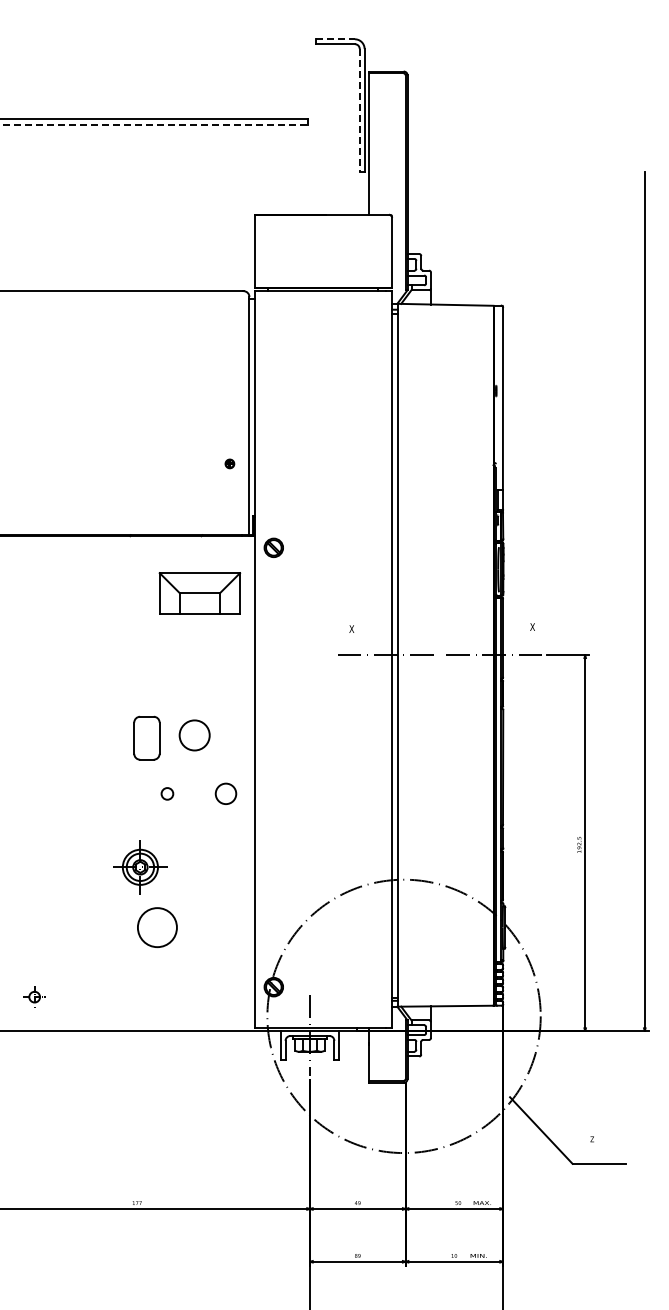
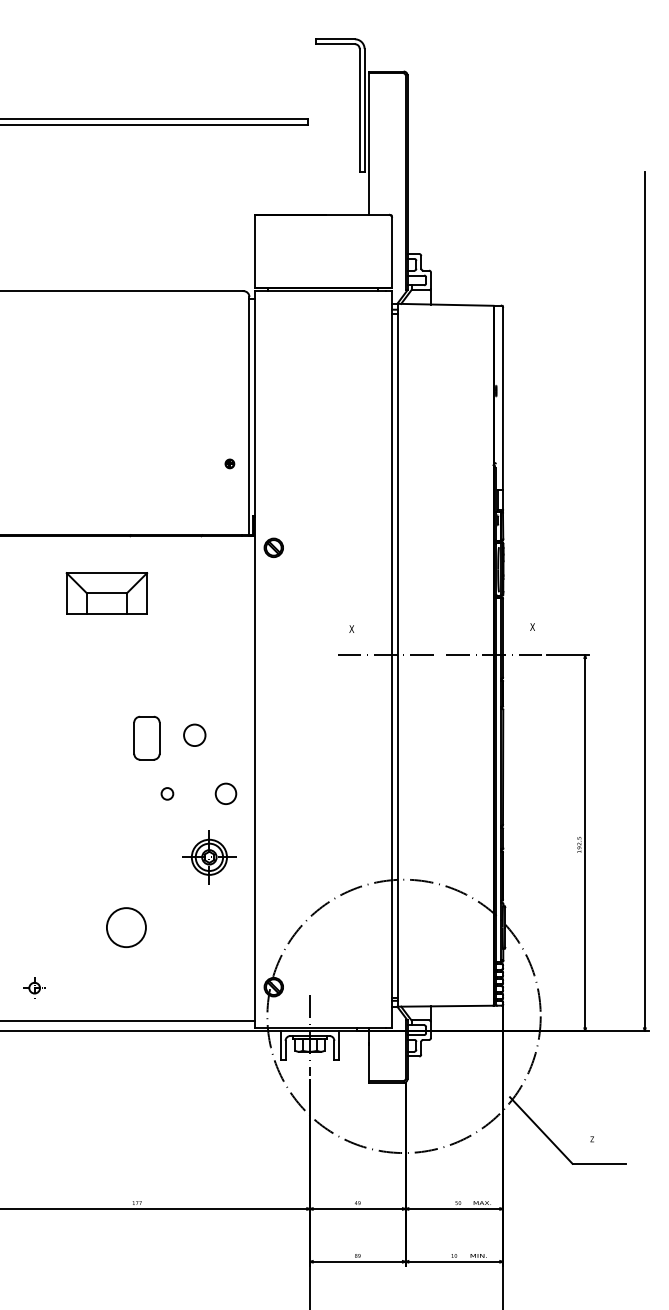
line: dashed -> solid (335, 39)
line: dashed -> solid (359, 110)
line: dashed -> solid (154, 125)
part position: (199, 593) -> (106, 593) (106, 593)
circle size: 33x33 px -> 24x24 px (194, 734)
part position: (140, 867) -> (209, 857) (209, 857)
circle position: (157, 927) -> (126, 927) (126, 927)
part position: (34, 996) -> (34, 987) (34, 987)
line: none -> present (128, 1021)
